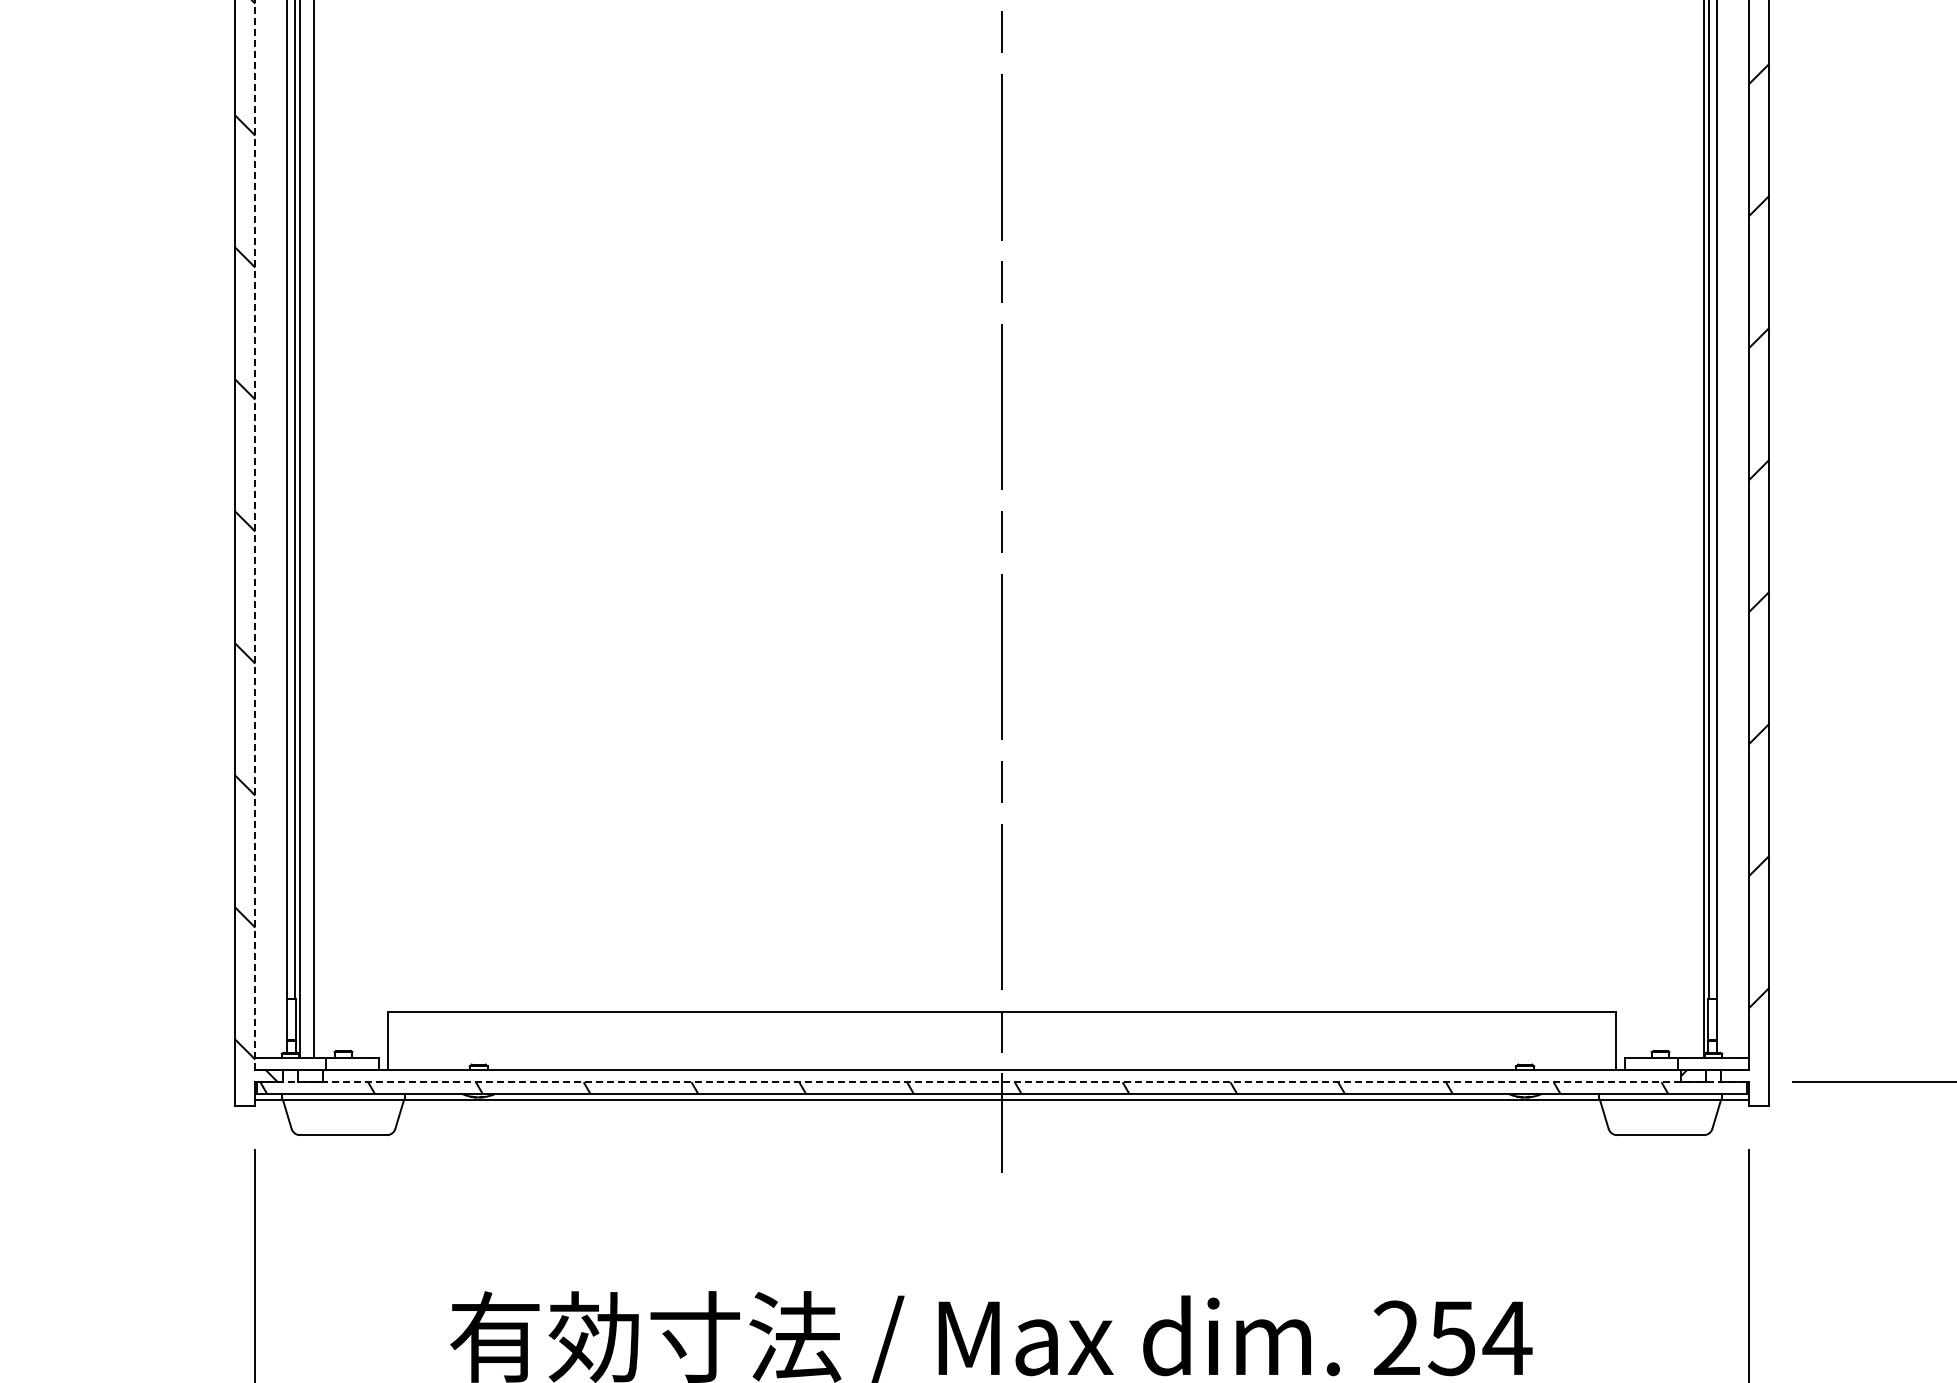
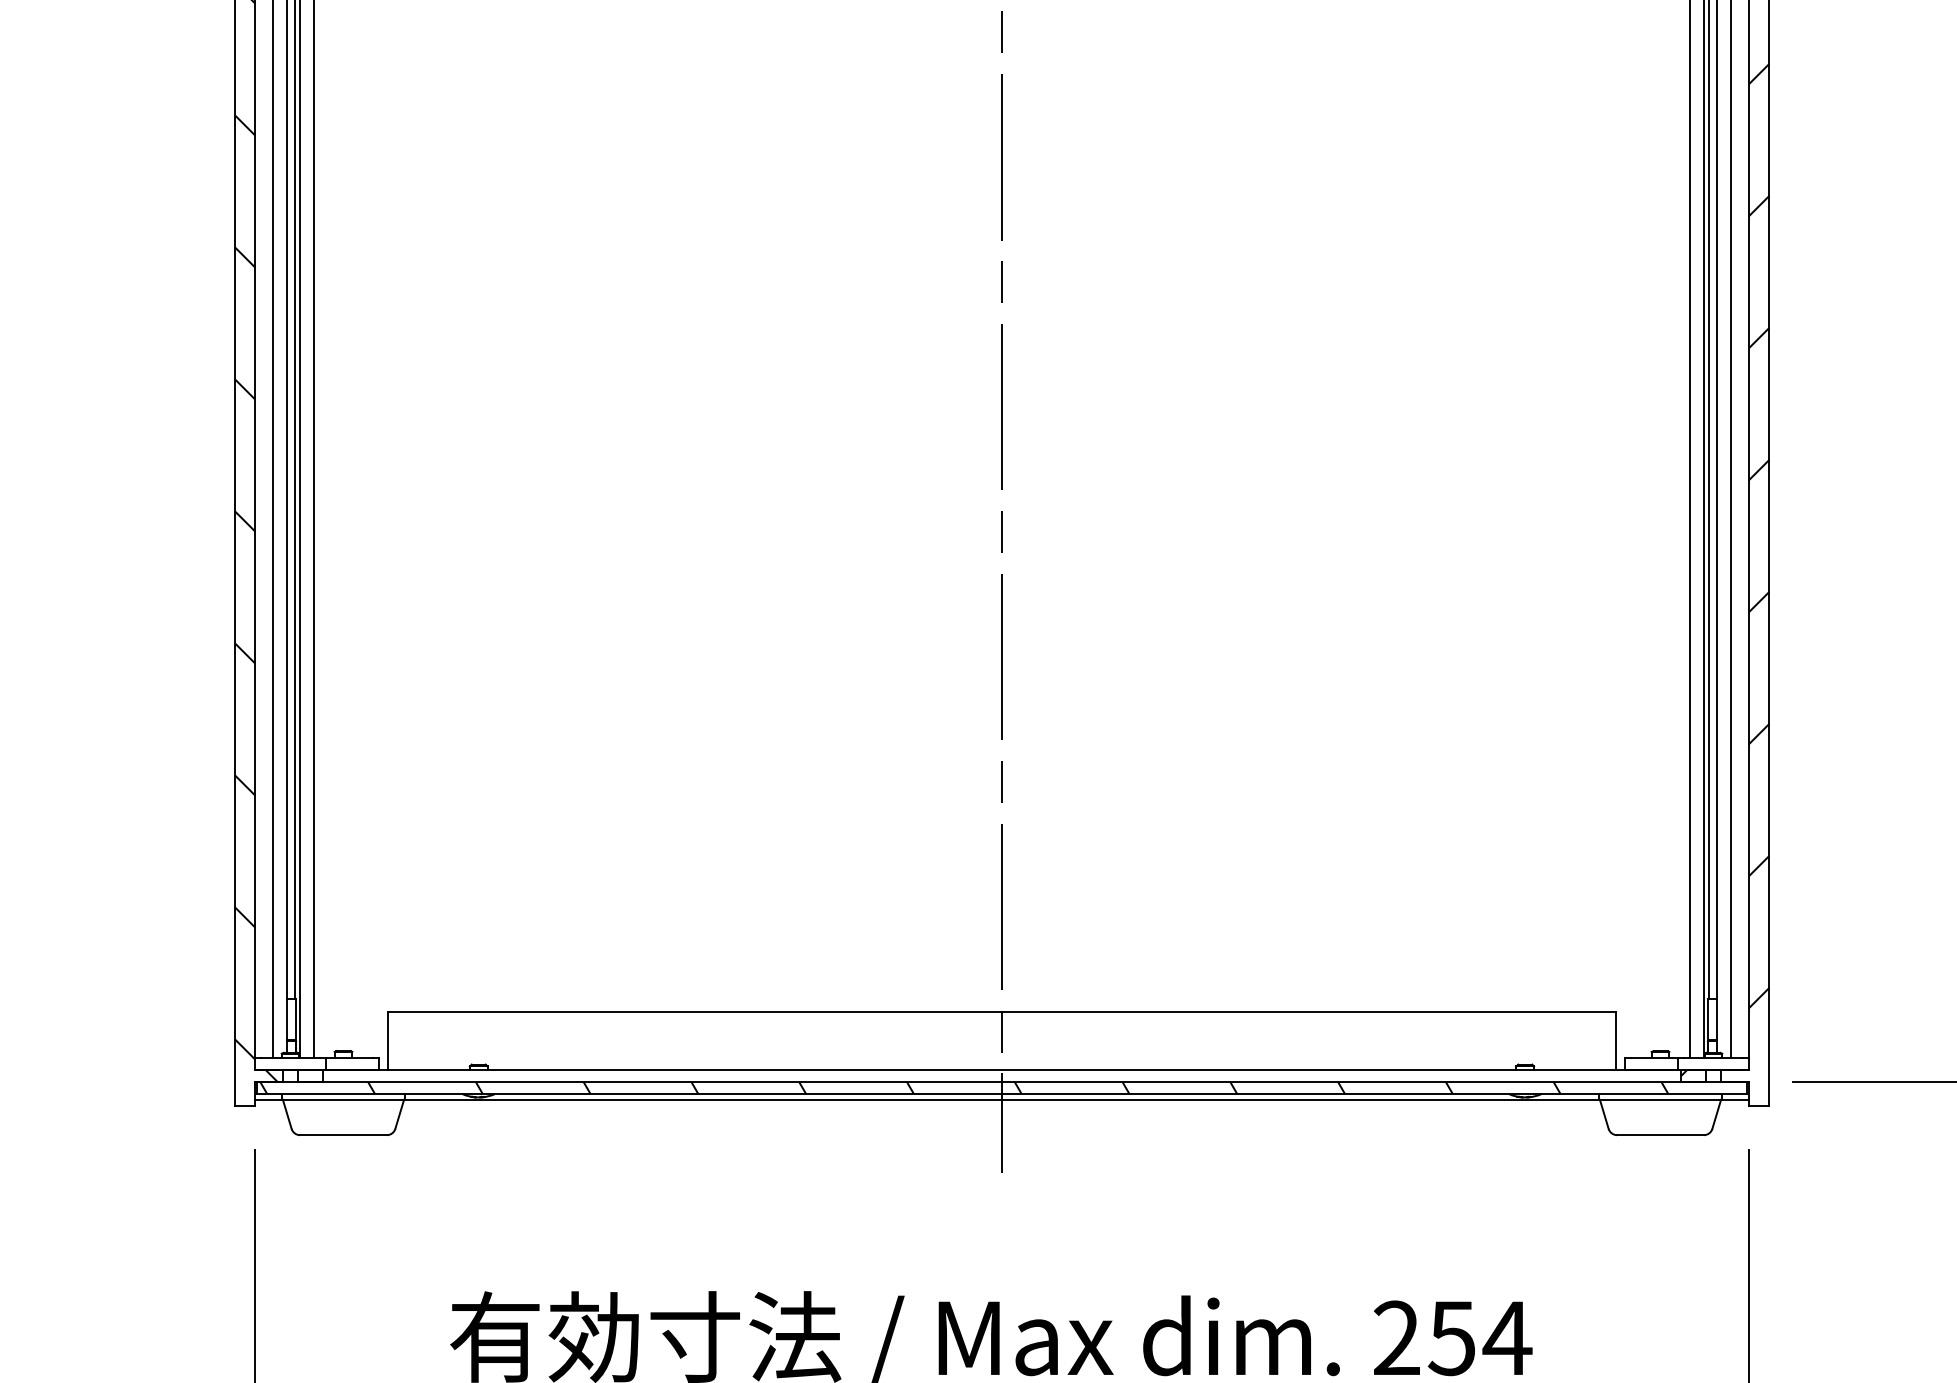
line: none -> present (272, 530)
line: none -> present (1689, 530)
line: none -> present (1731, 530)
line: dashed -> solid (255, 535)
line: dashed -> solid (1001, 1082)
